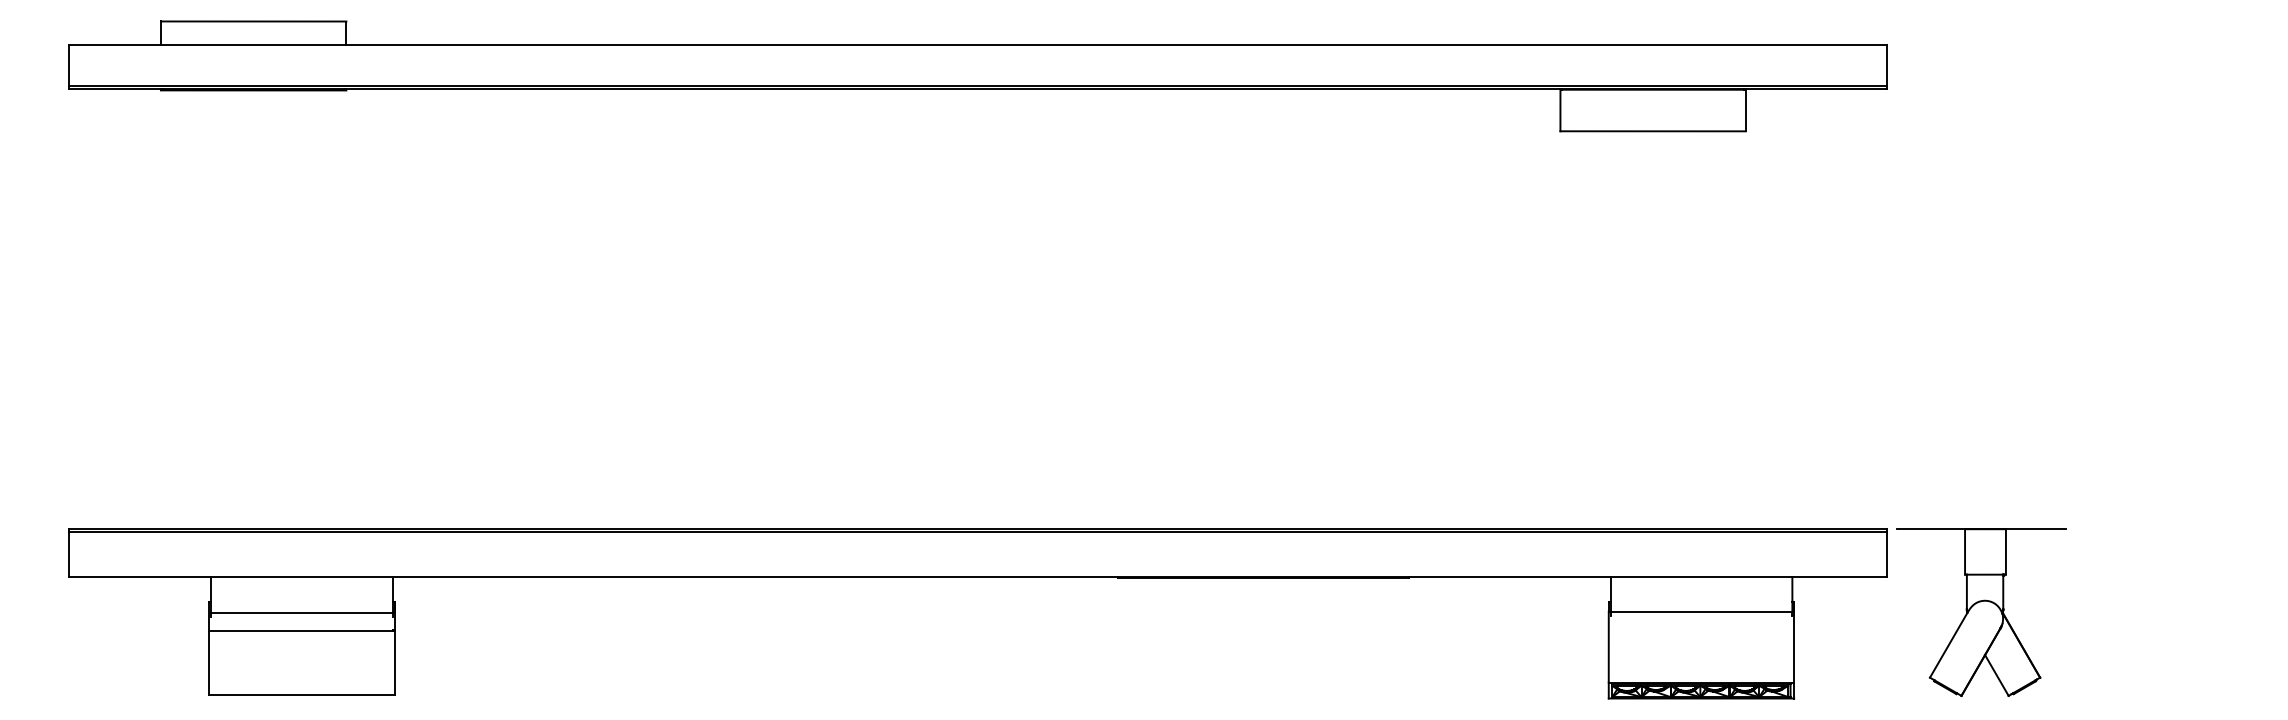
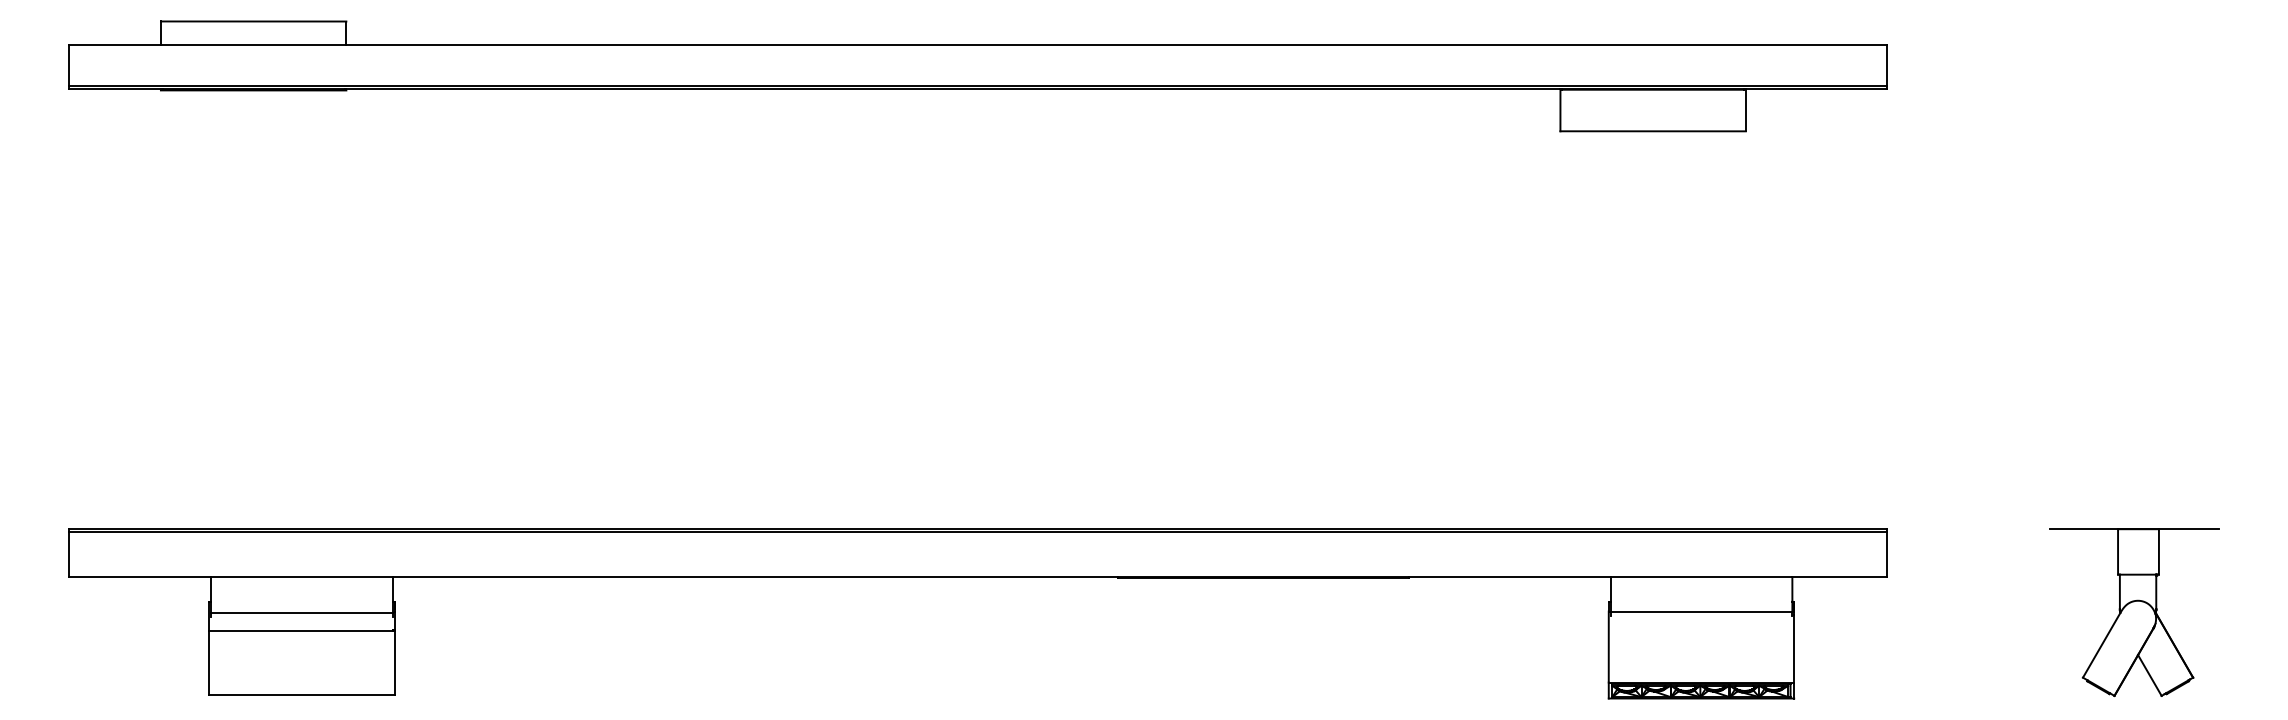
part position: (1981, 612) -> (2134, 612) (2134, 612)
